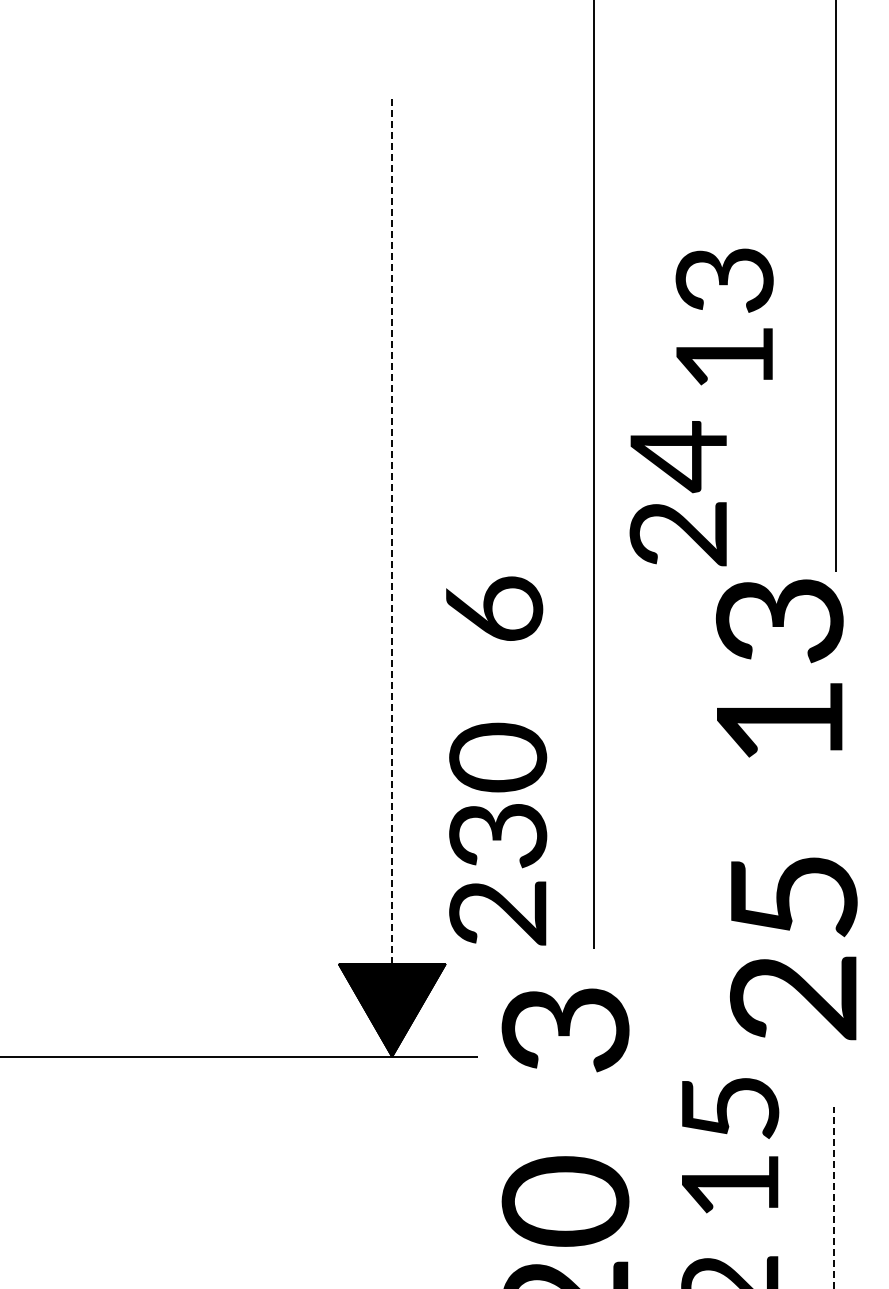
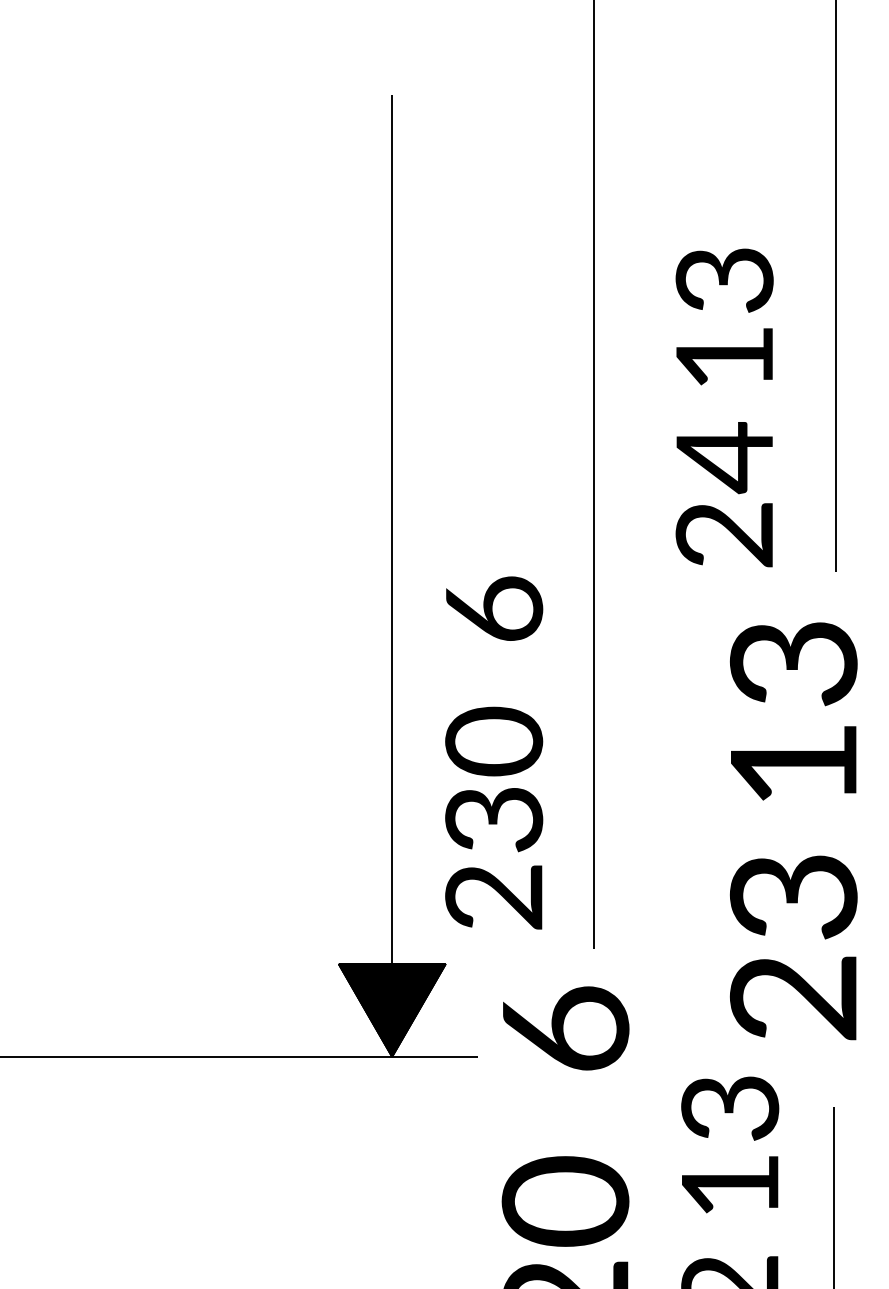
text position: (677, 493) -> (723, 494) (723, 494)
line: dashed -> solid (392, 529)
text position: (779, 668) -> (793, 711) (793, 711)
text position: (498, 833) -> (494, 817) (494, 817)
text: 25 -> 23 (793, 897)
text: 3 -> 6 (565, 1029)
text: 15 -> 13 (730, 1108)
line: dashed -> solid (833, 1197)
